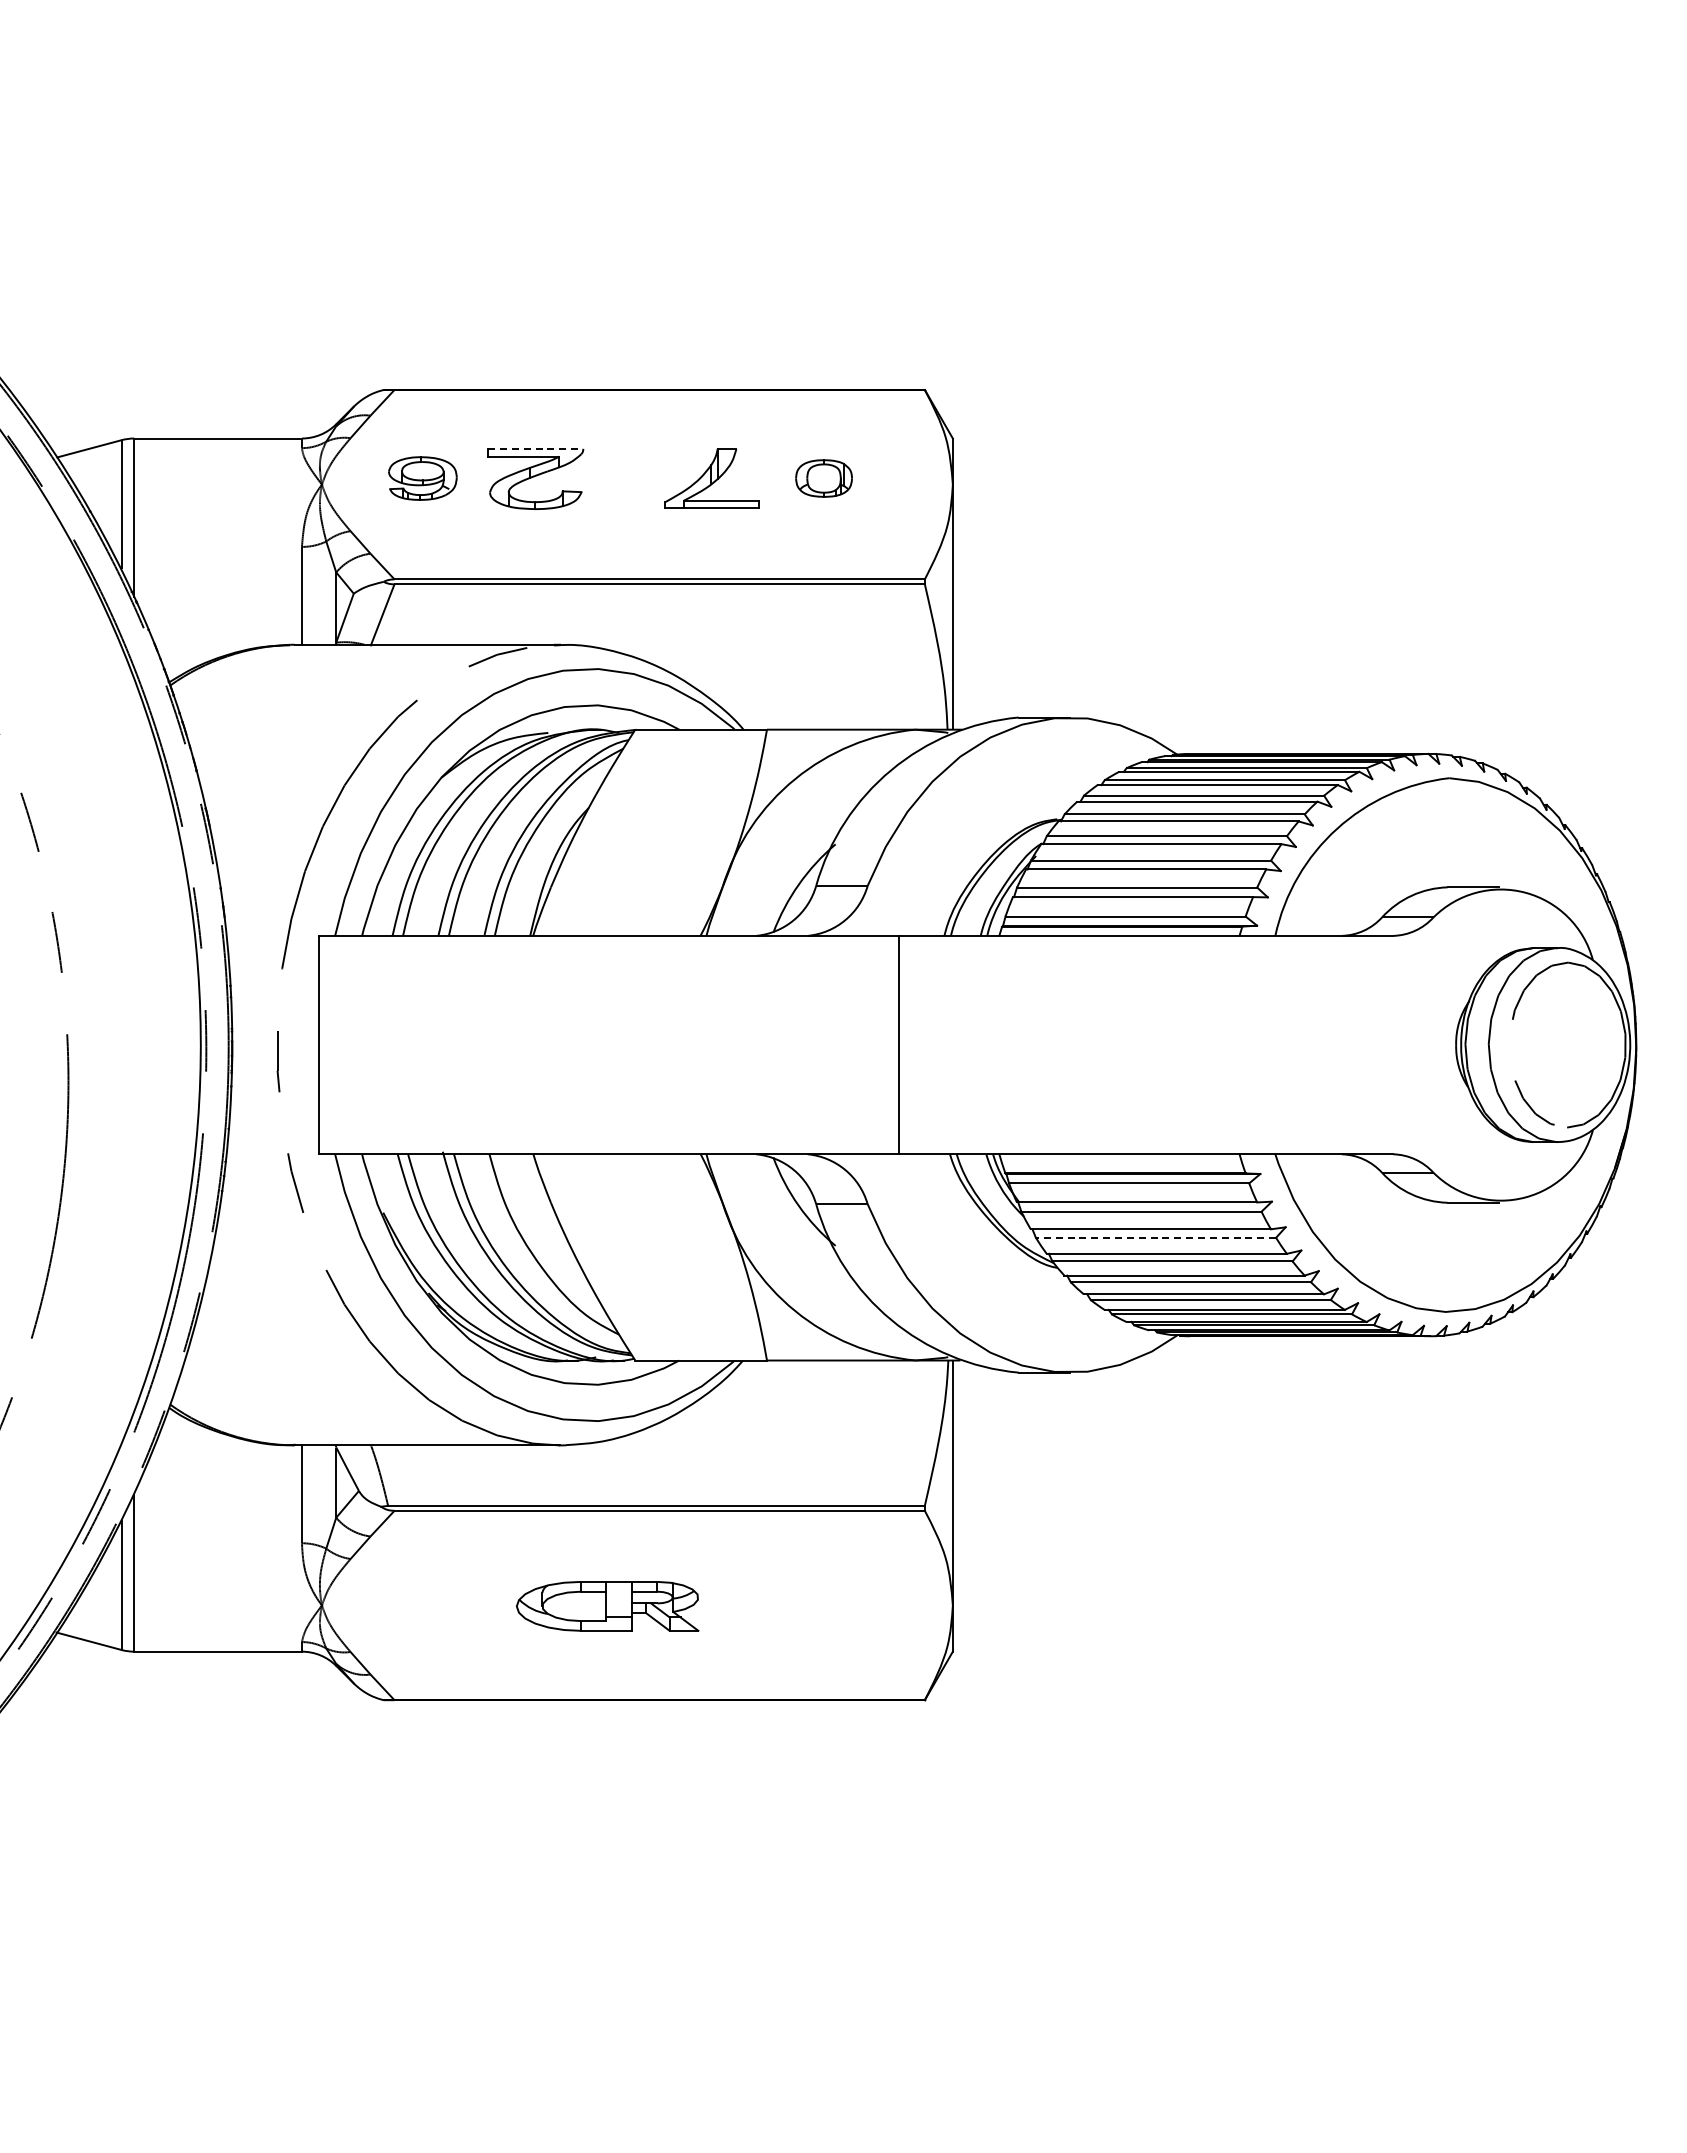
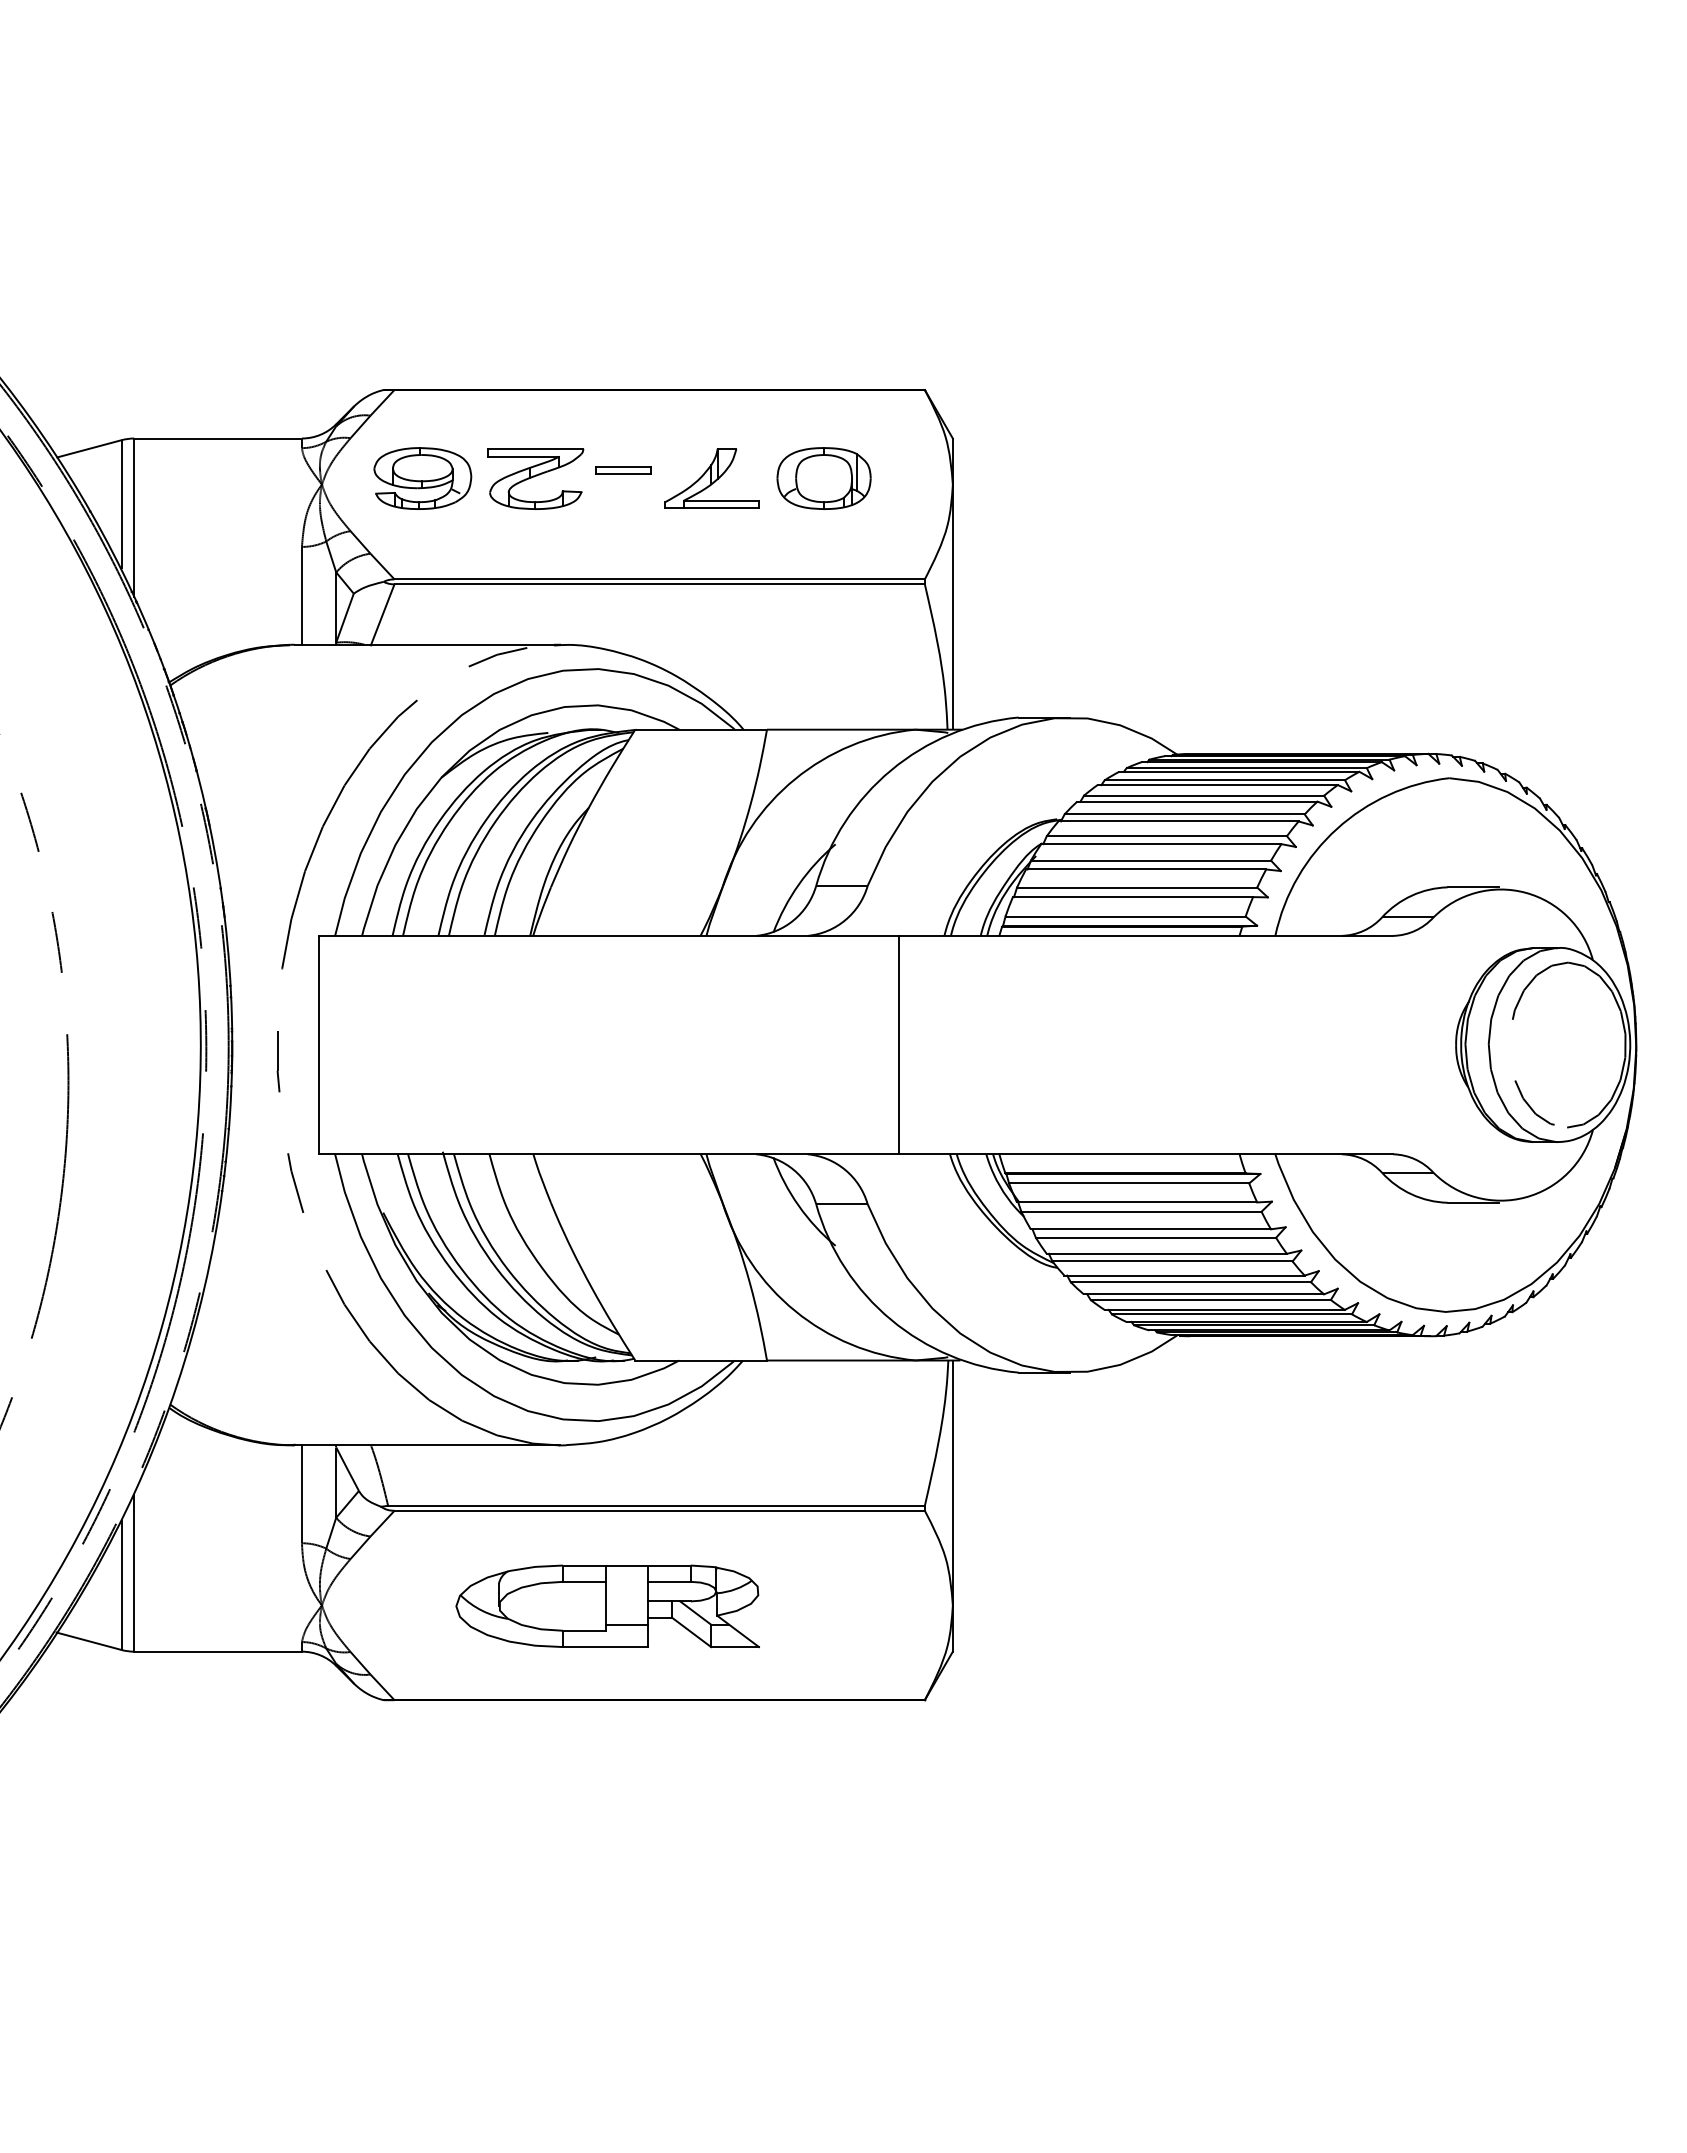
line: dashed -> solid (535, 448)
part: none -> present (623, 470)
part size: 70x45 px -> 100x63 px (422, 478)
part size: 58x39 px -> 96x63 px (823, 478)
line: dashed -> solid (1155, 1237)
part size: 184x51 px -> 305x85 px (607, 1606)
